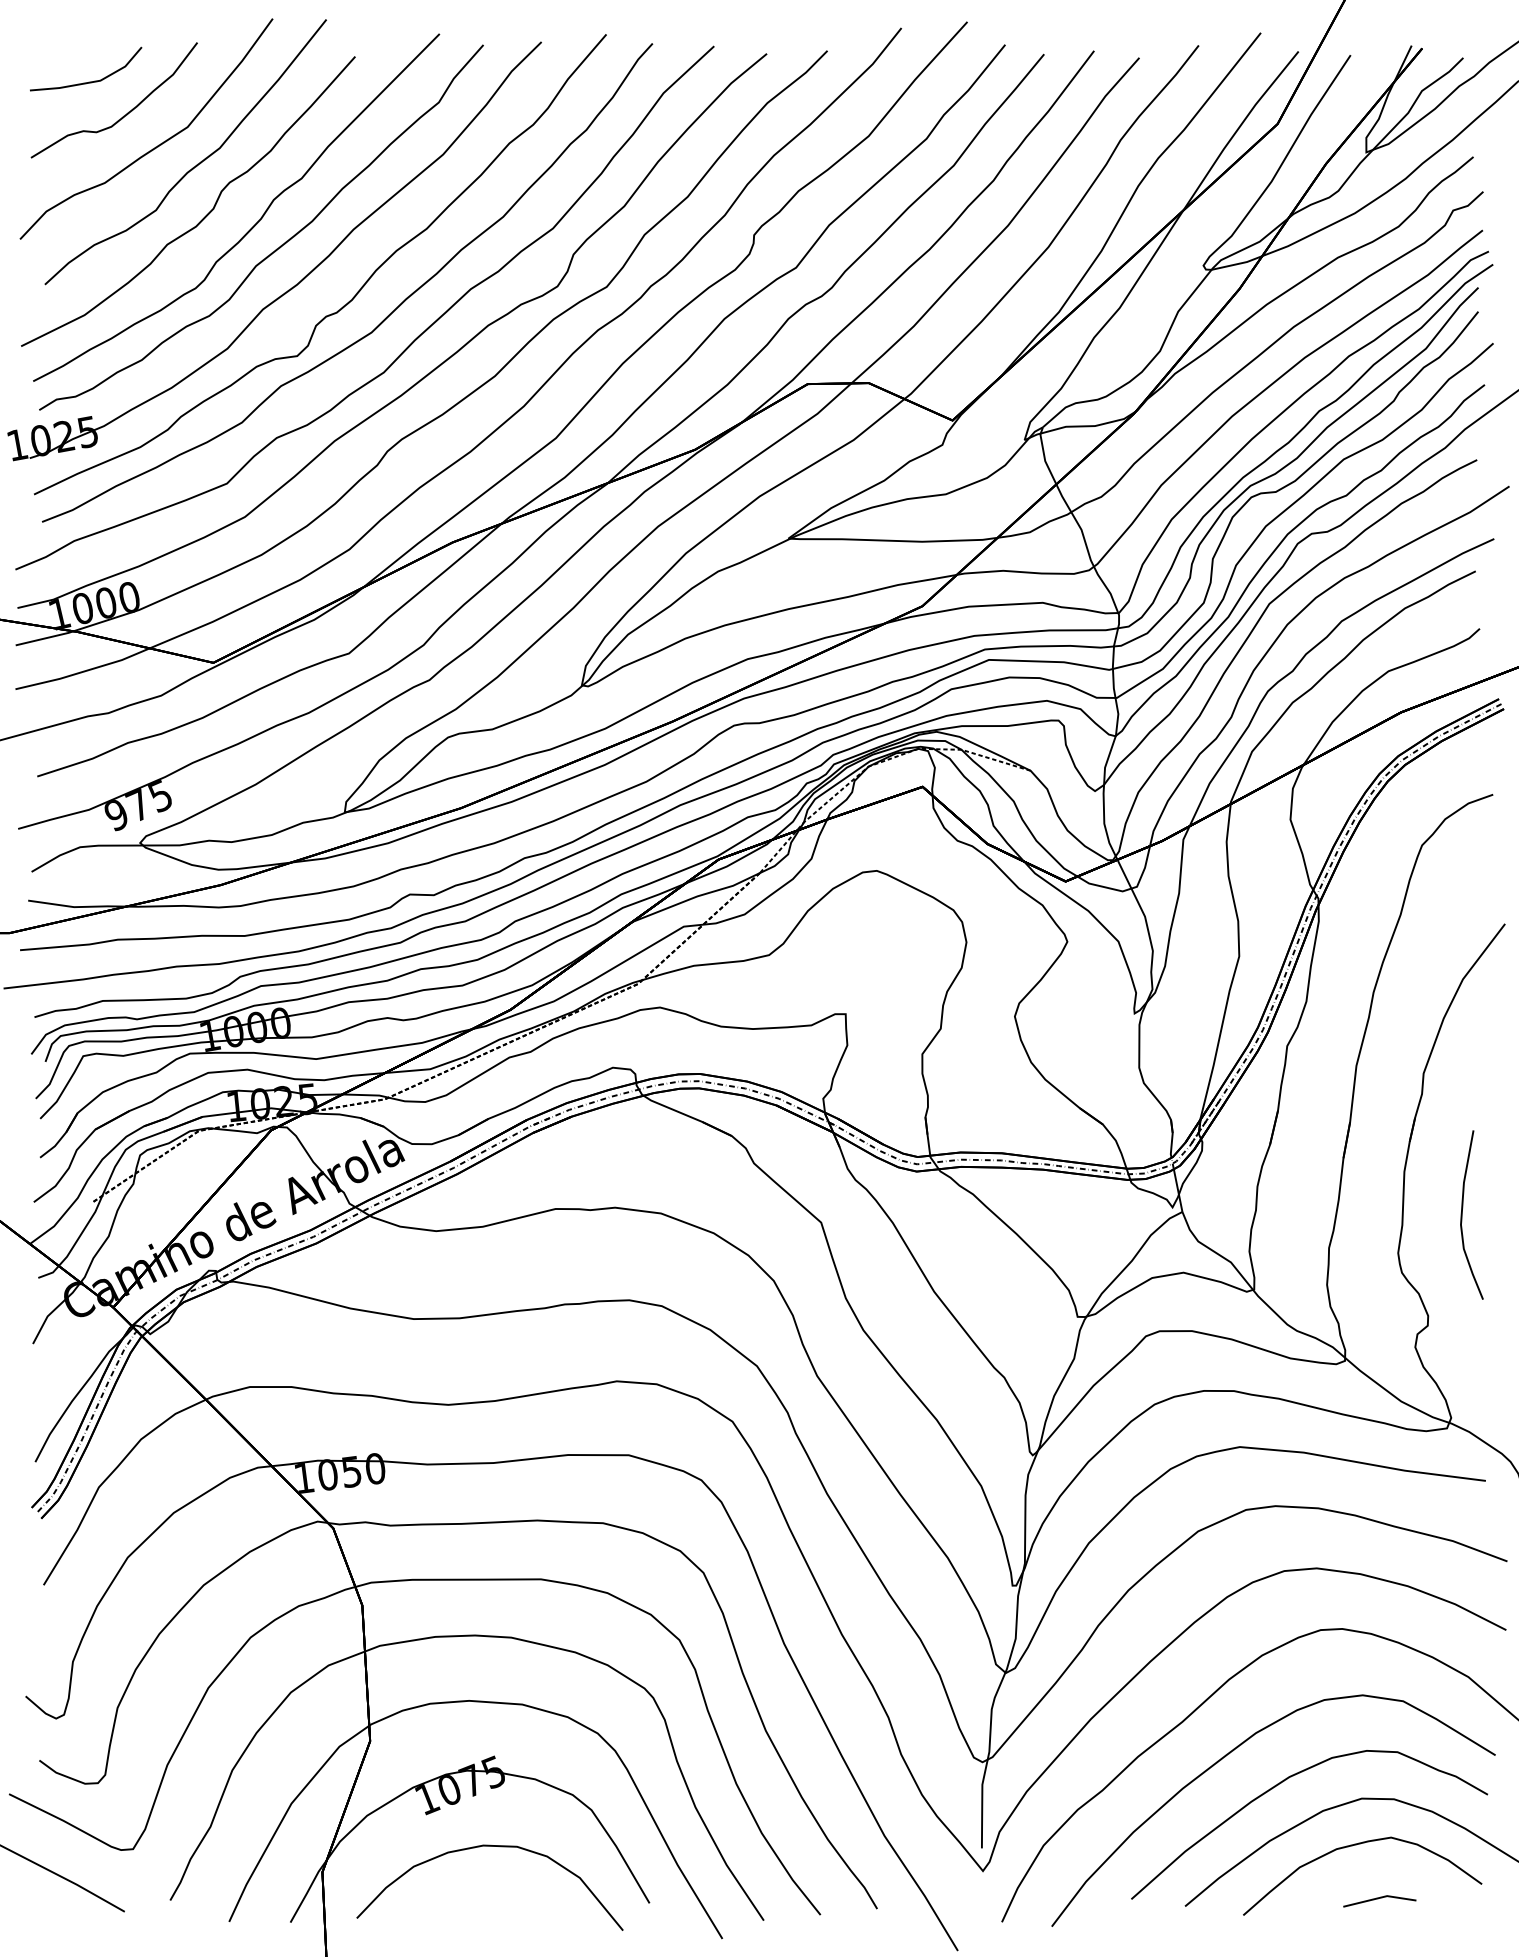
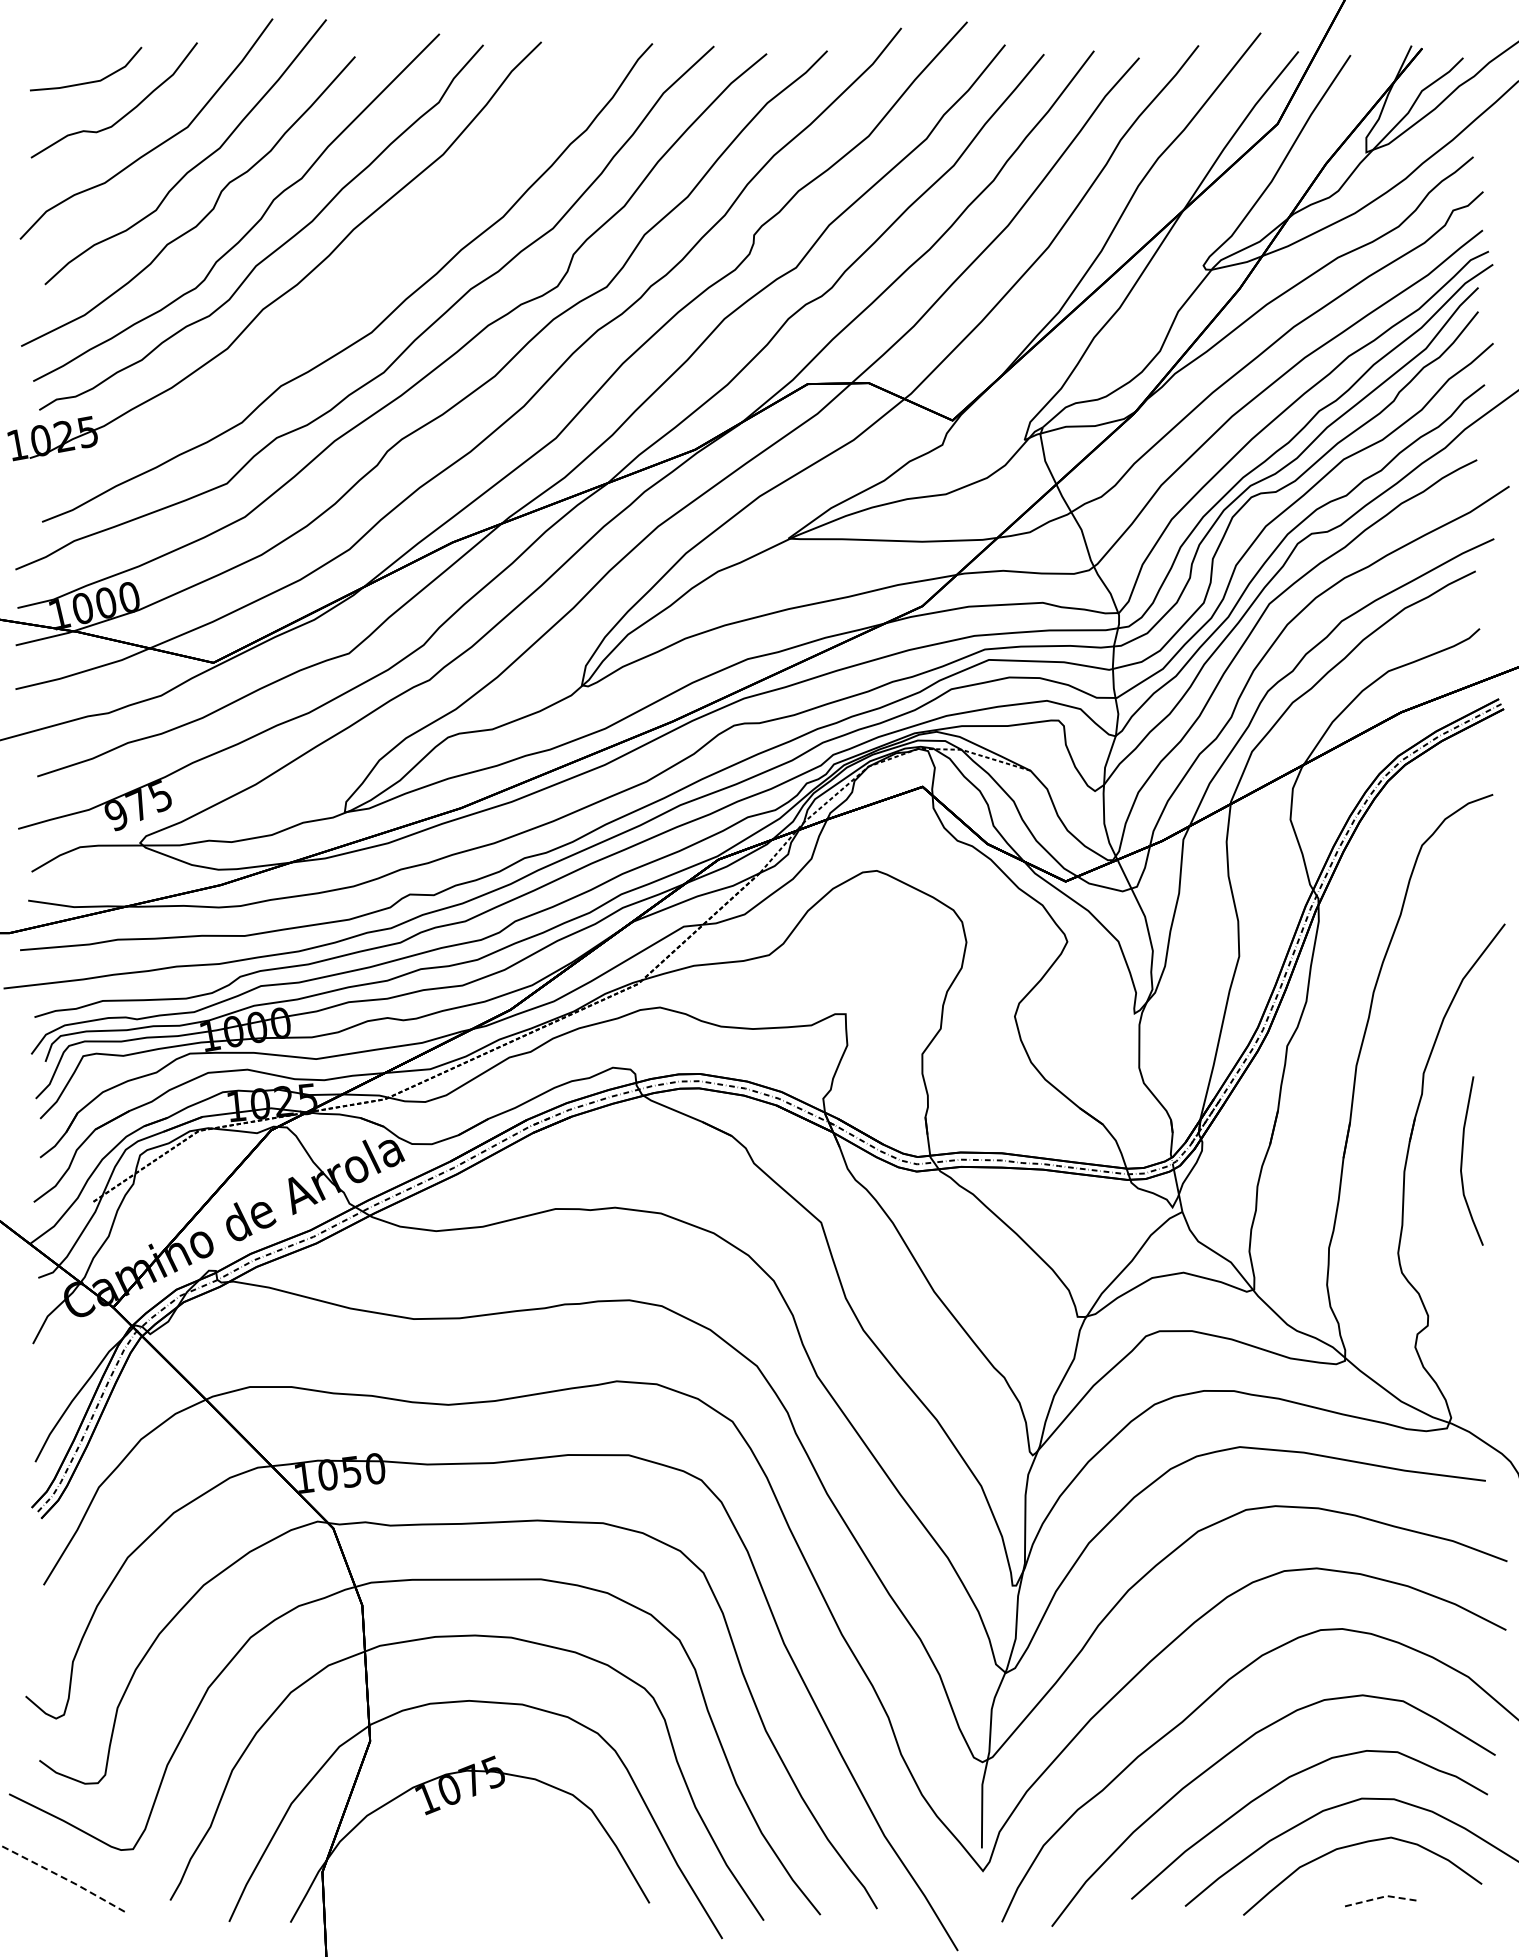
curve: present -> none (356, 292)
curve position: (1462, 1214) -> (1462, 1160) (1462, 1160)
curve: present -> none (489, 1846)
line: solid -> dashed (62, 1877)
line: solid -> dashed (1379, 1897)
